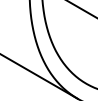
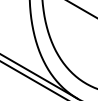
line: none -> present (32, 79)
